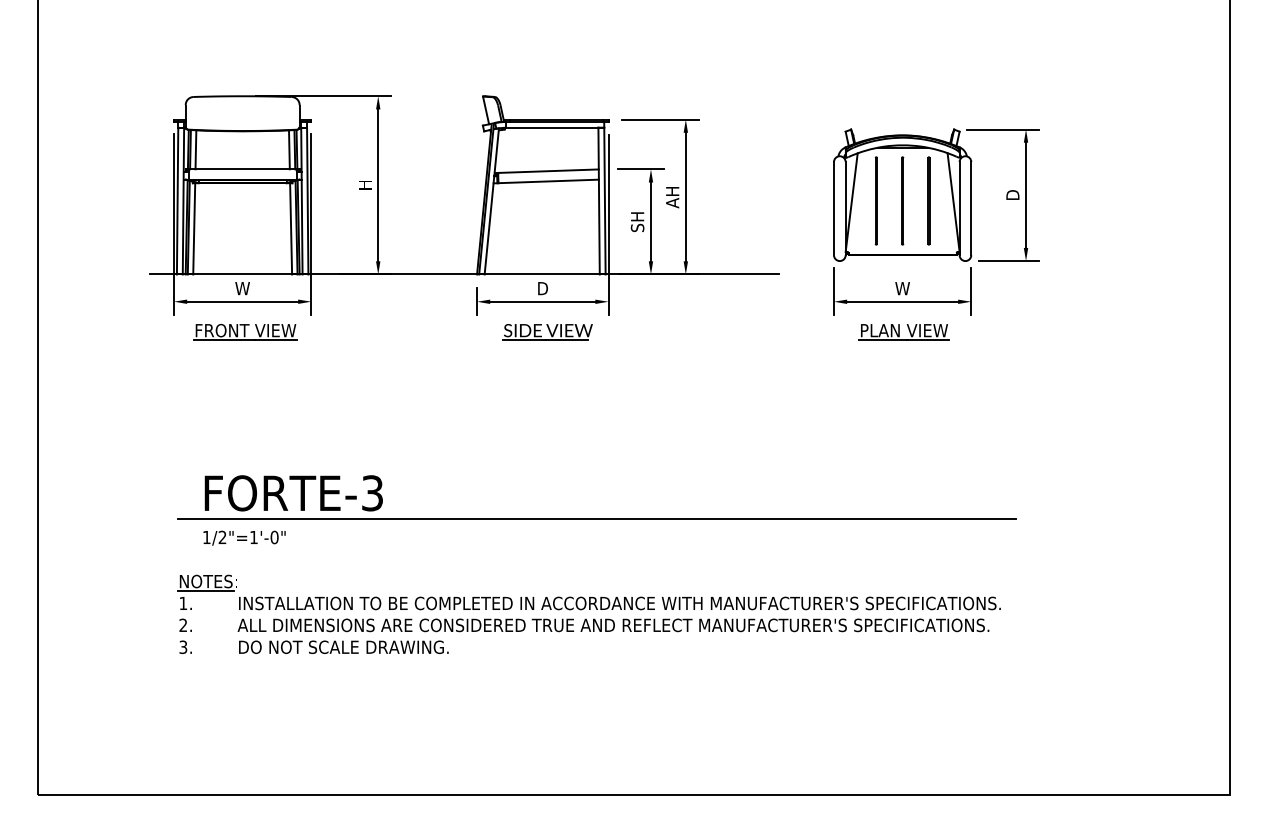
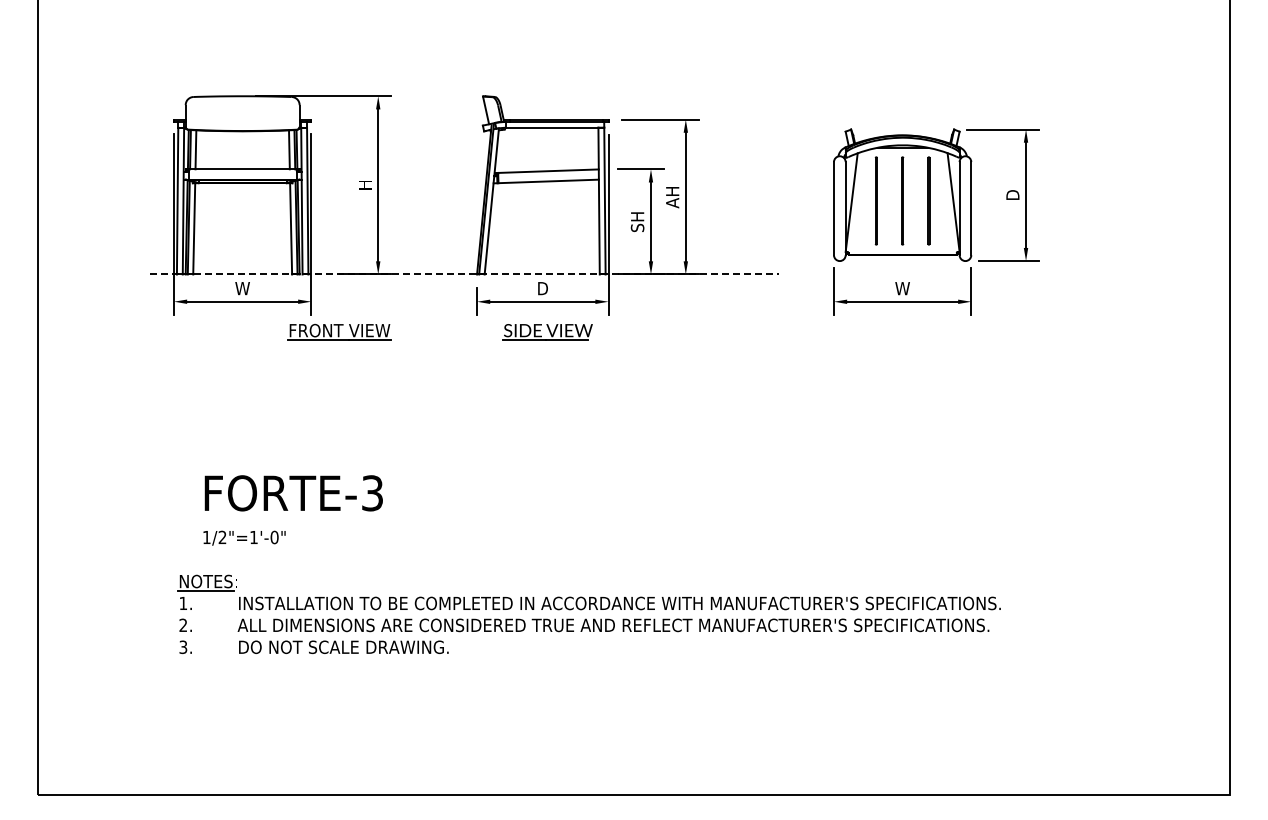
line: solid -> dashed (465, 274)
part position: (245, 331) -> (339, 331) (339, 331)
part: present -> none (903, 332)
line: present -> none (596, 518)
